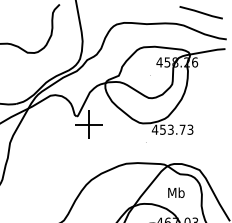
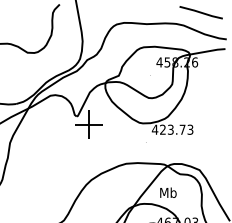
text: 453.73 -> 423.73 (162, 129)
text position: (176, 192) -> (168, 192) (168, 192)
